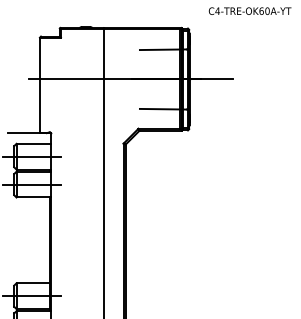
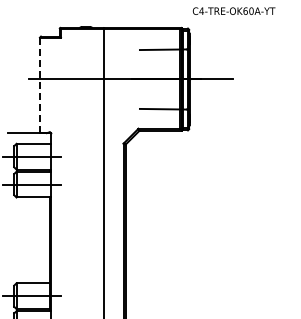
text position: (249, 10) -> (233, 10) (233, 10)
line: solid -> dashed (39, 85)
